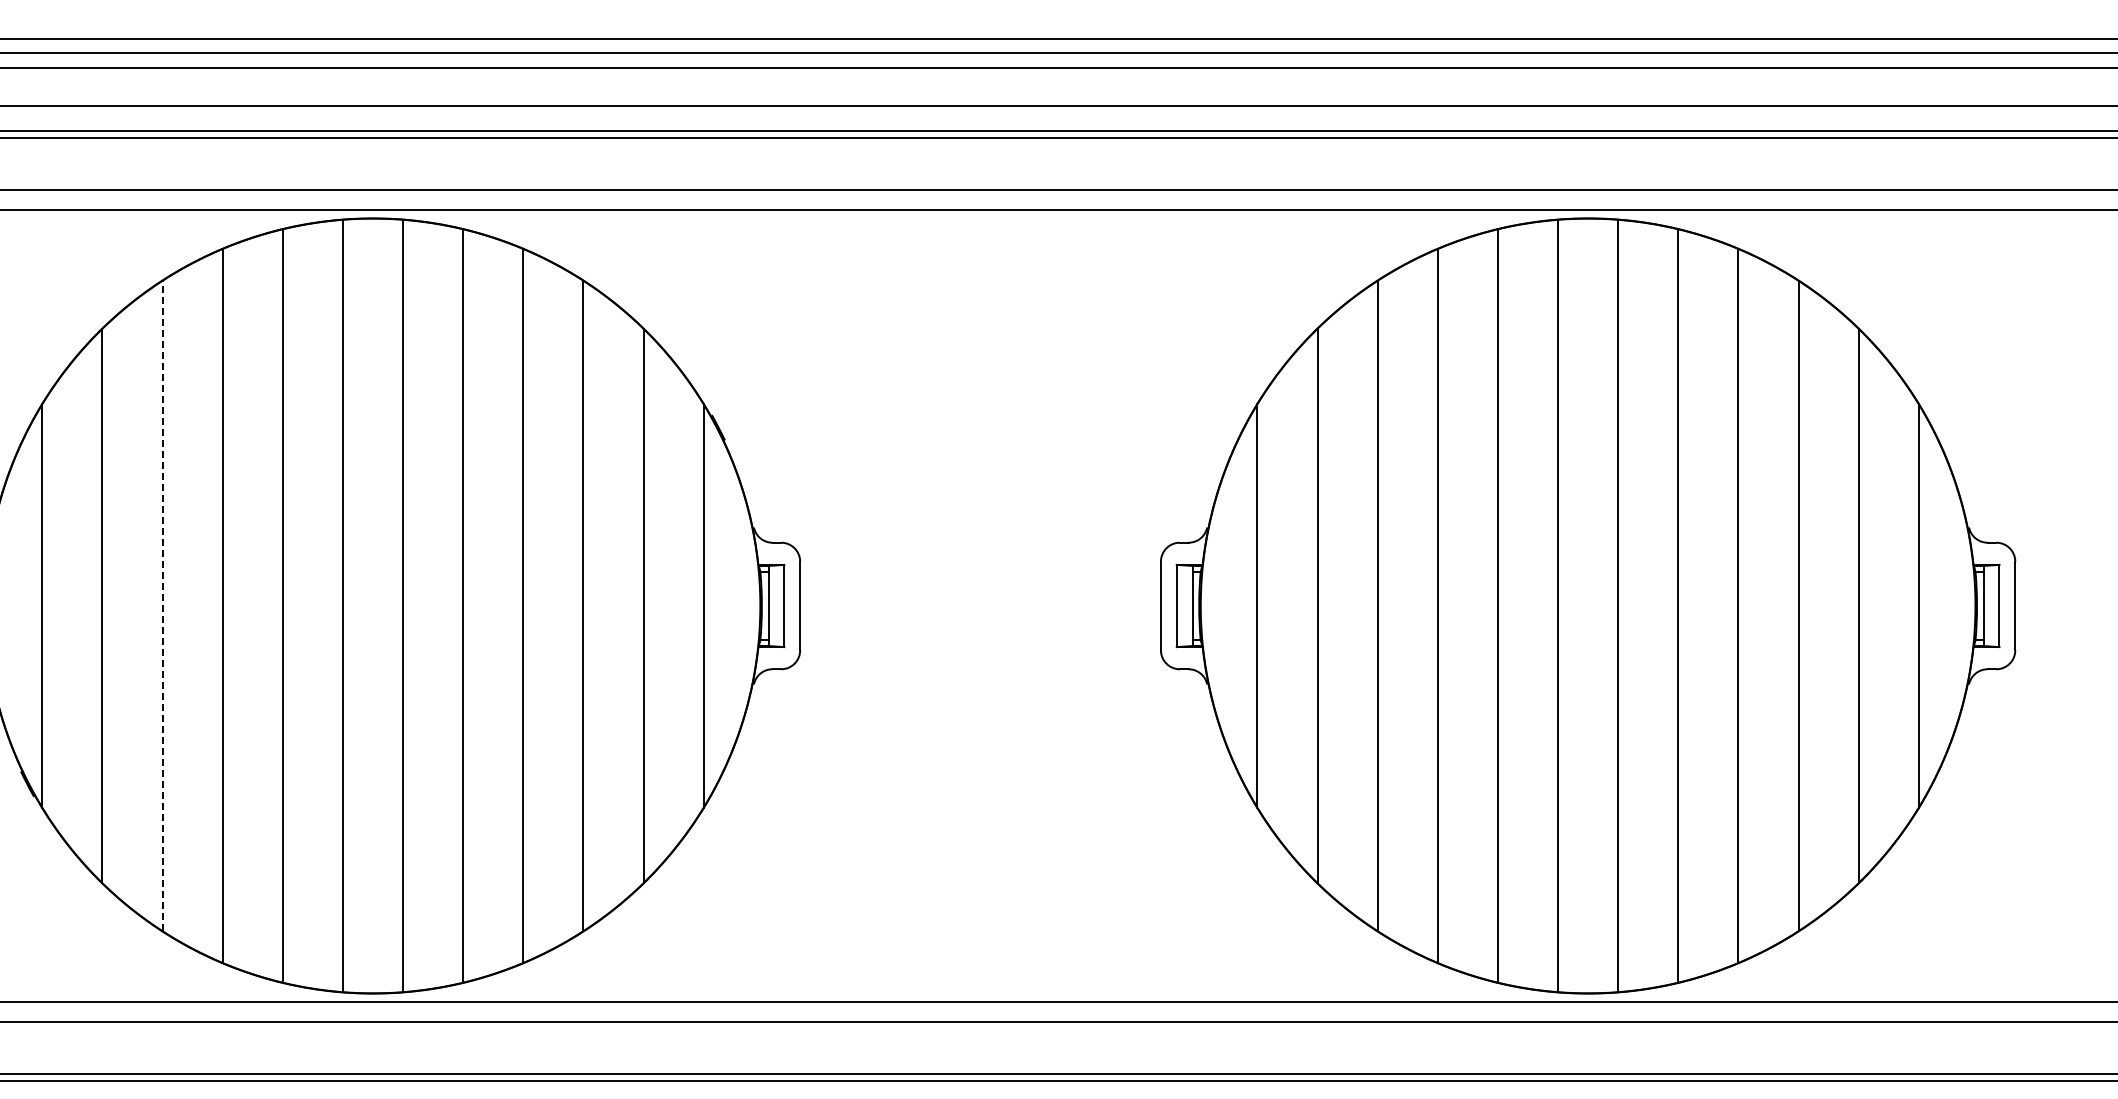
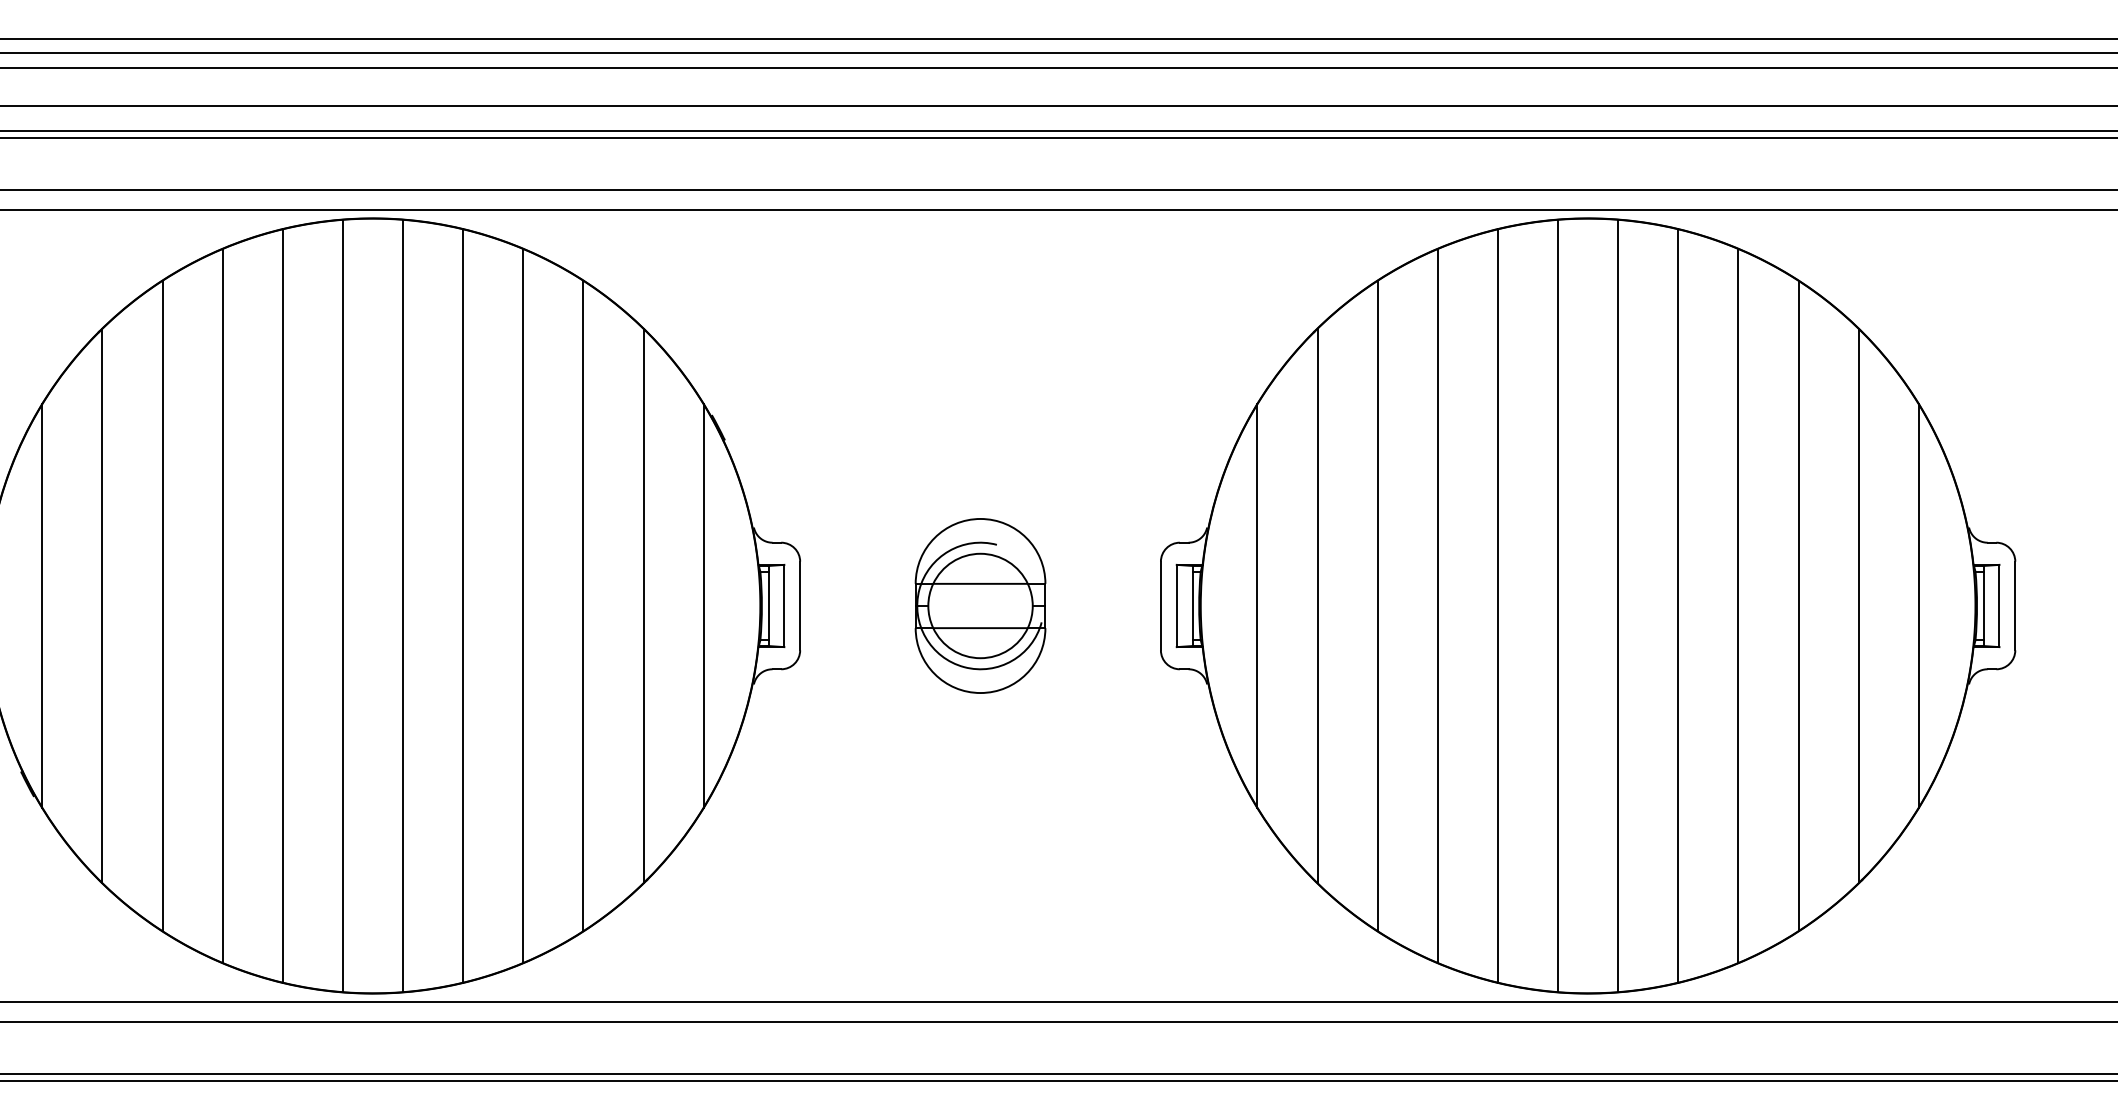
line: dashed -> solid (162, 605)
part: none -> present (980, 605)
